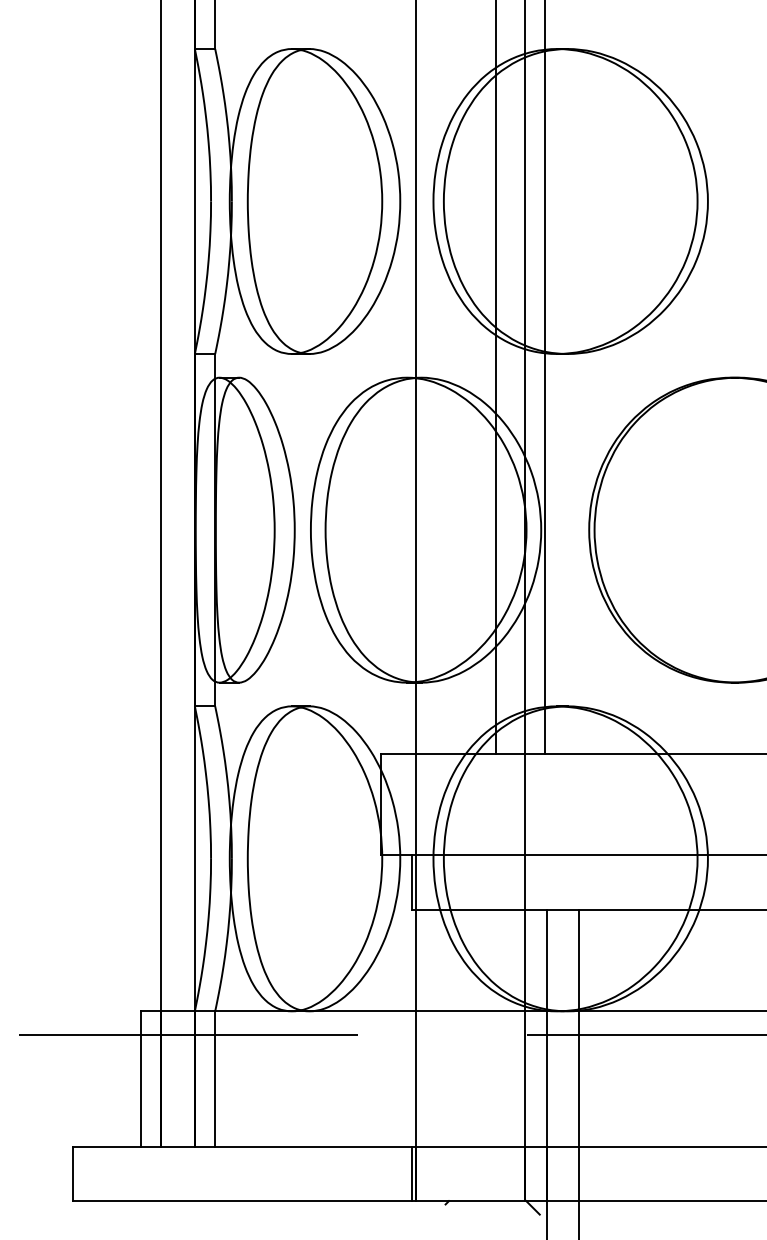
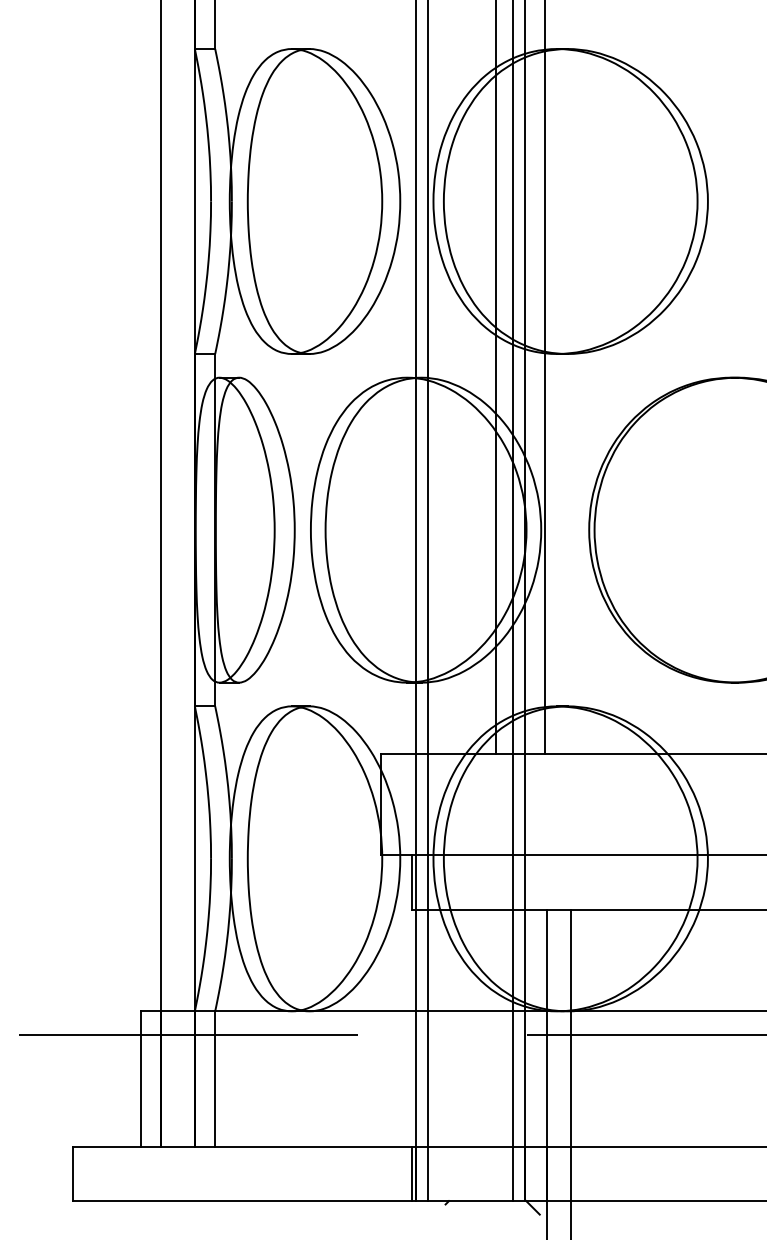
line: none -> present (428, 601)
line: none -> present (512, 601)
line position: (578, 1072) -> (570, 1072) (570, 1072)
